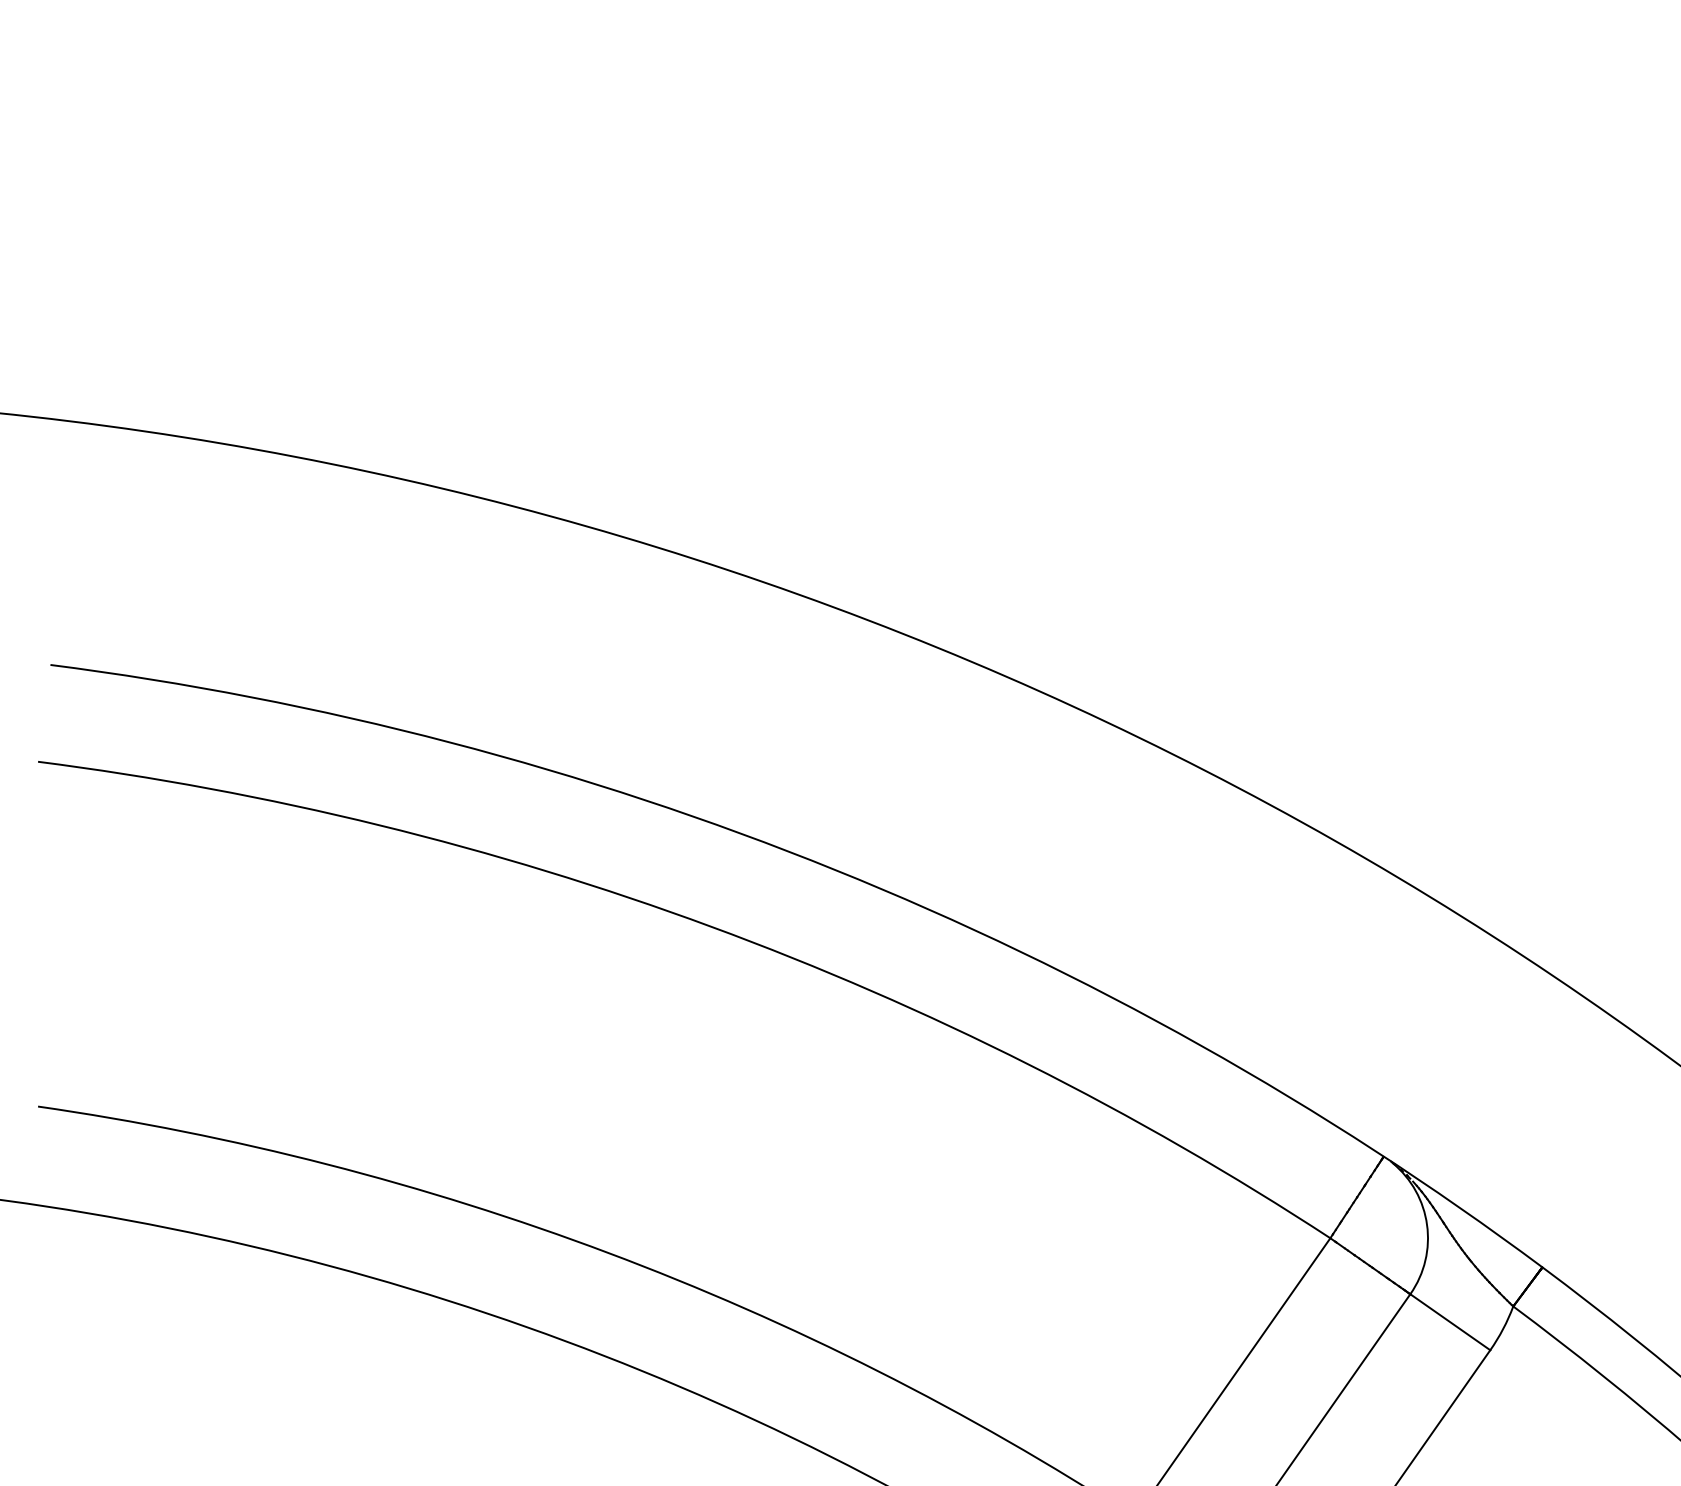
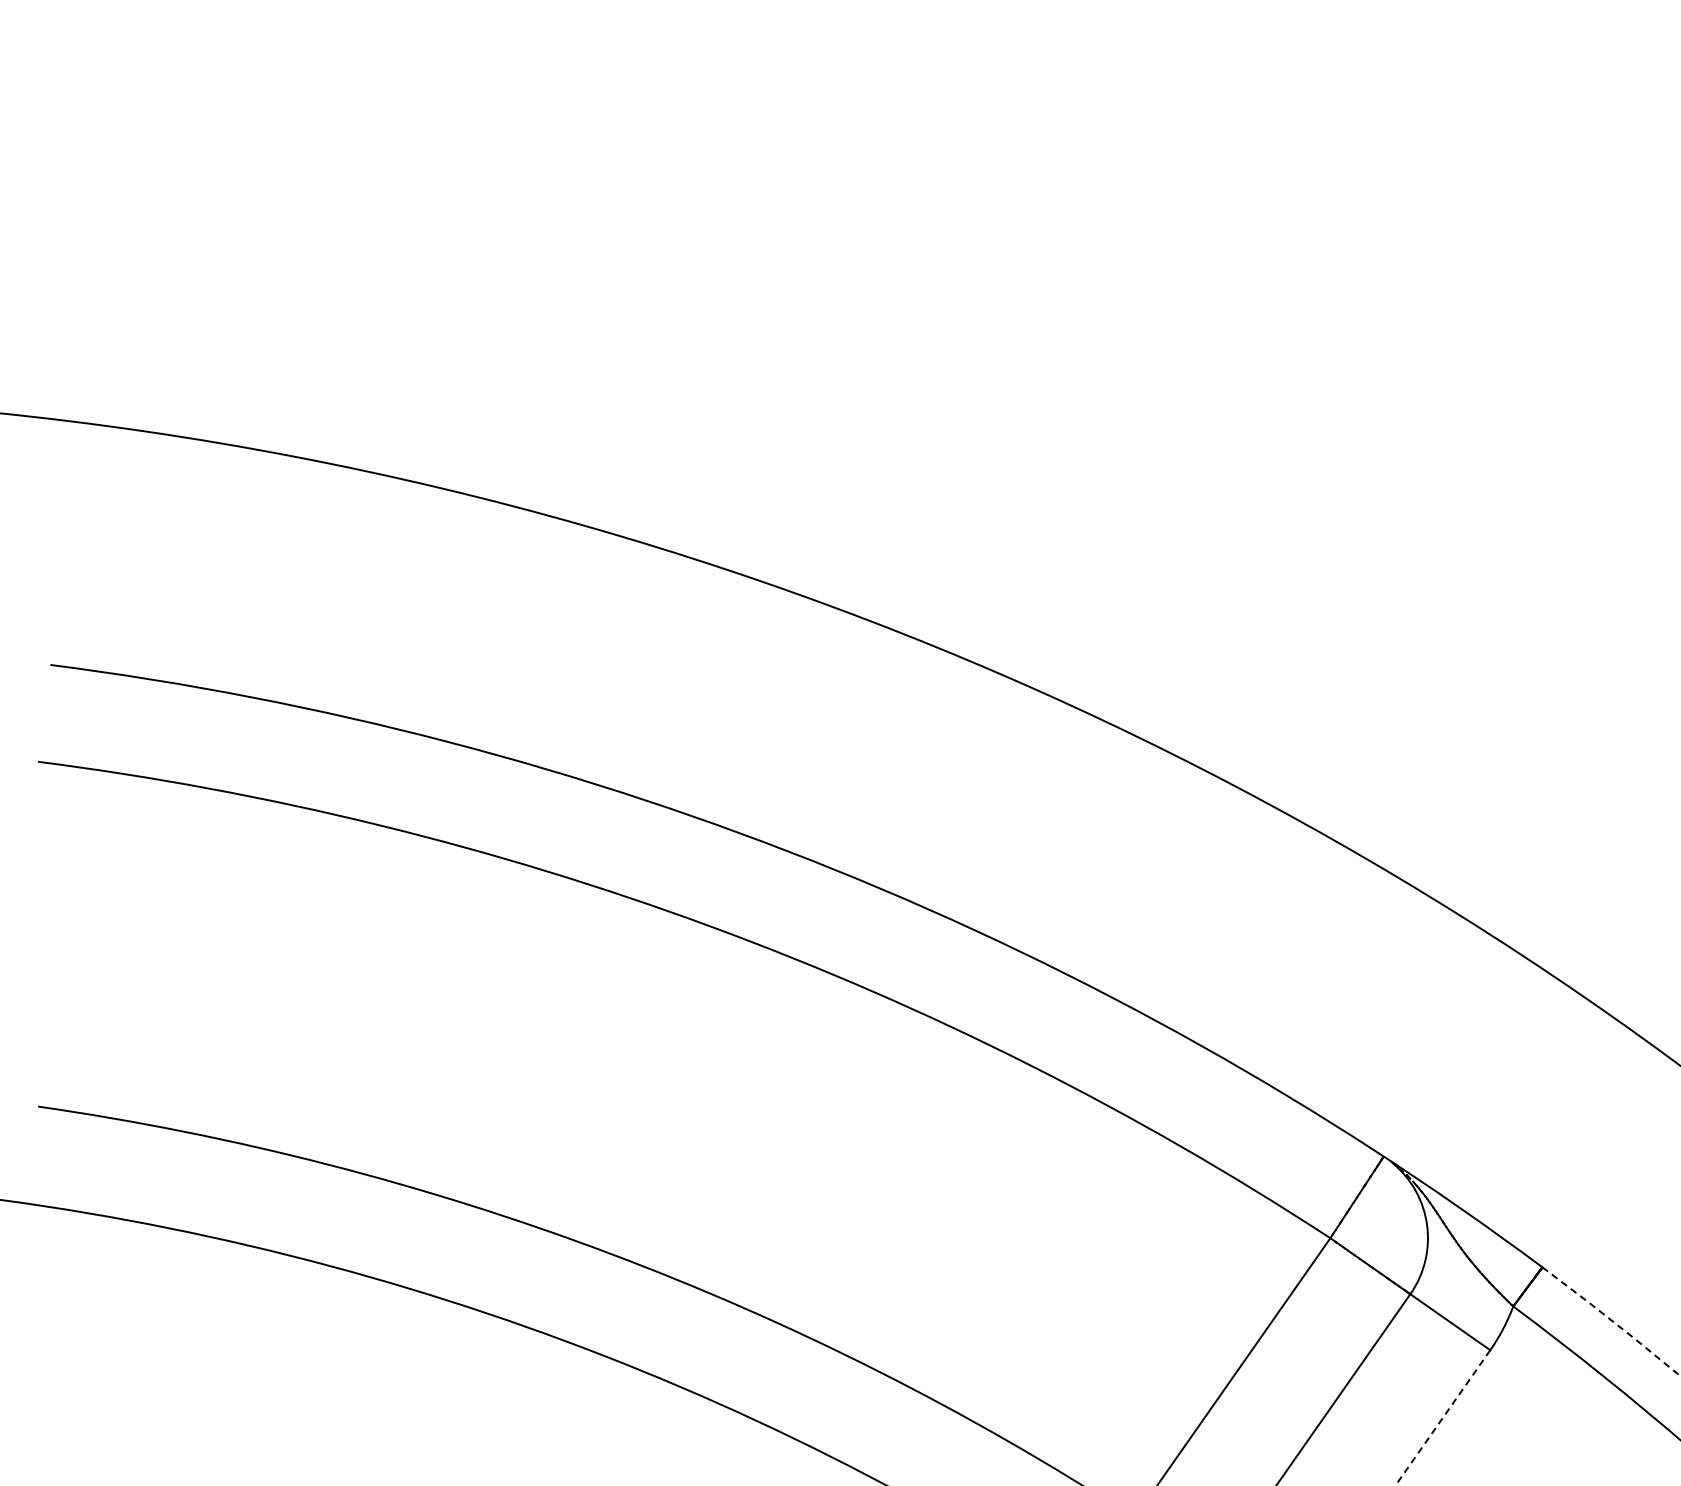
arc: solid -> dashed (1612, 1321)
line: solid -> dashed (1442, 1418)
